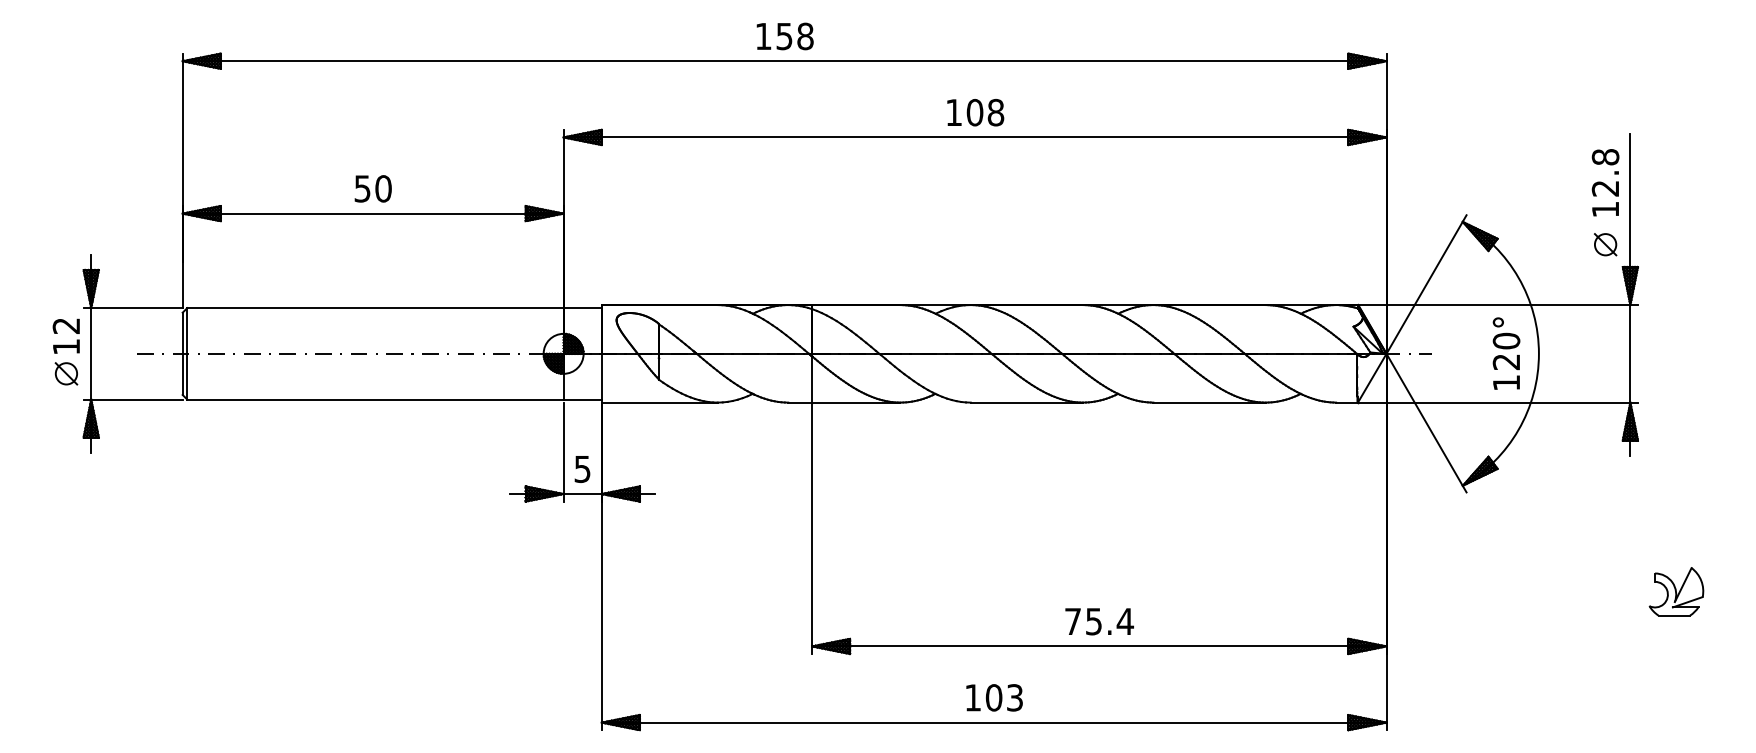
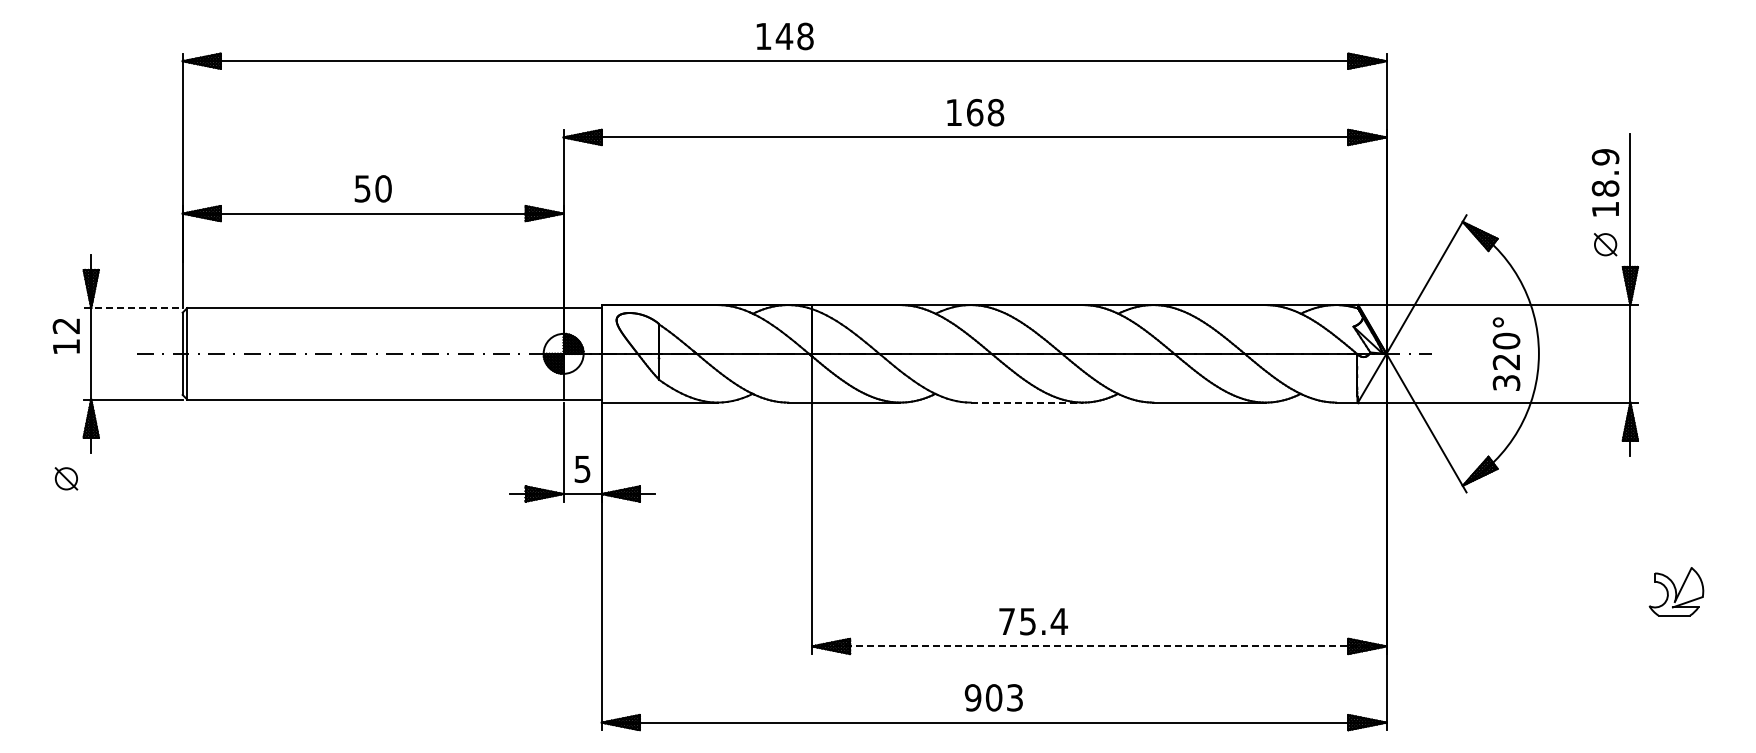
text: 158 -> 148 (784, 36)
text: 108 -> 168 (974, 112)
text: 12.8 -> 18.9 (1605, 172)
line: solid -> dashed (133, 308)
part position: (66, 373) -> (66, 478) (66, 478)
text: 120° -> 320° (1506, 382)
line: solid -> dashed (1027, 402)
text position: (1099, 621) -> (1033, 621) (1033, 621)
line: solid -> dashed (1099, 646)
text: 103 -> 903 (972, 697)
